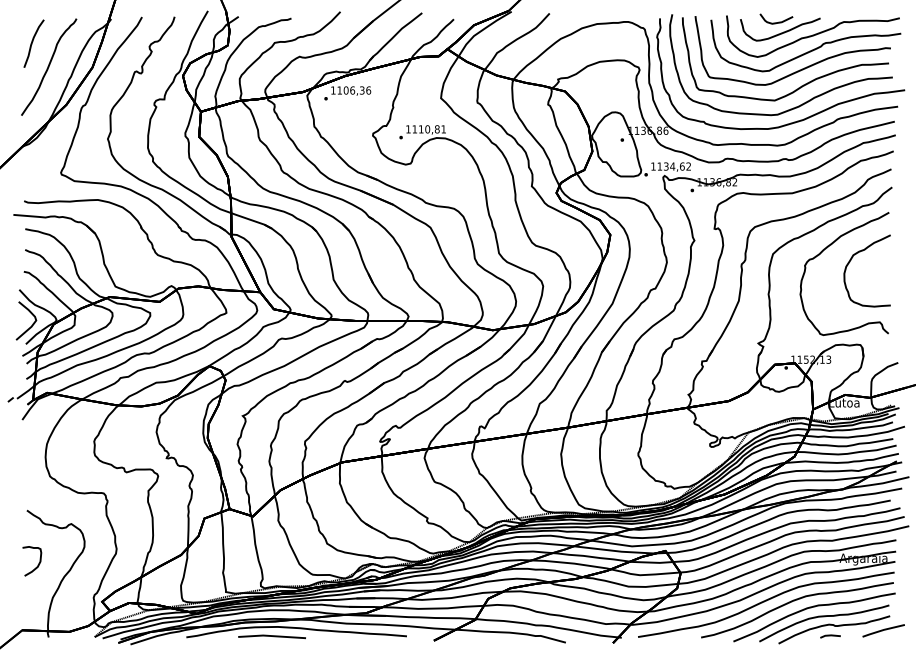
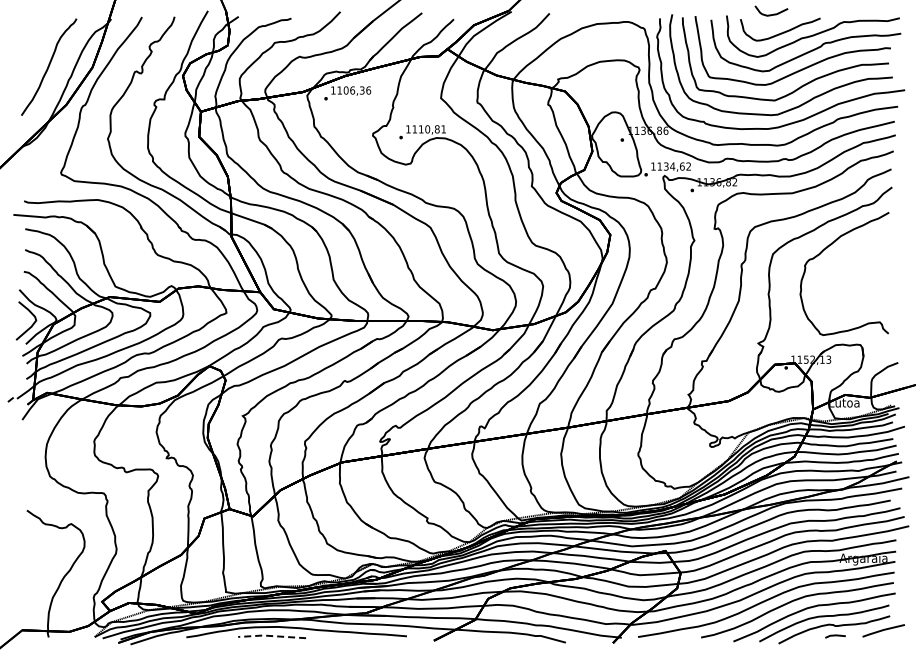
curve position: (778, 21) -> (773, 13) (773, 13)
curve: present -> none (32, 43)
curve: present -> none (850, 262)
curve: present -> none (38, 563)
line: solid -> dashed (270, 636)
line position: (830, 636) -> (835, 636) (835, 636)
